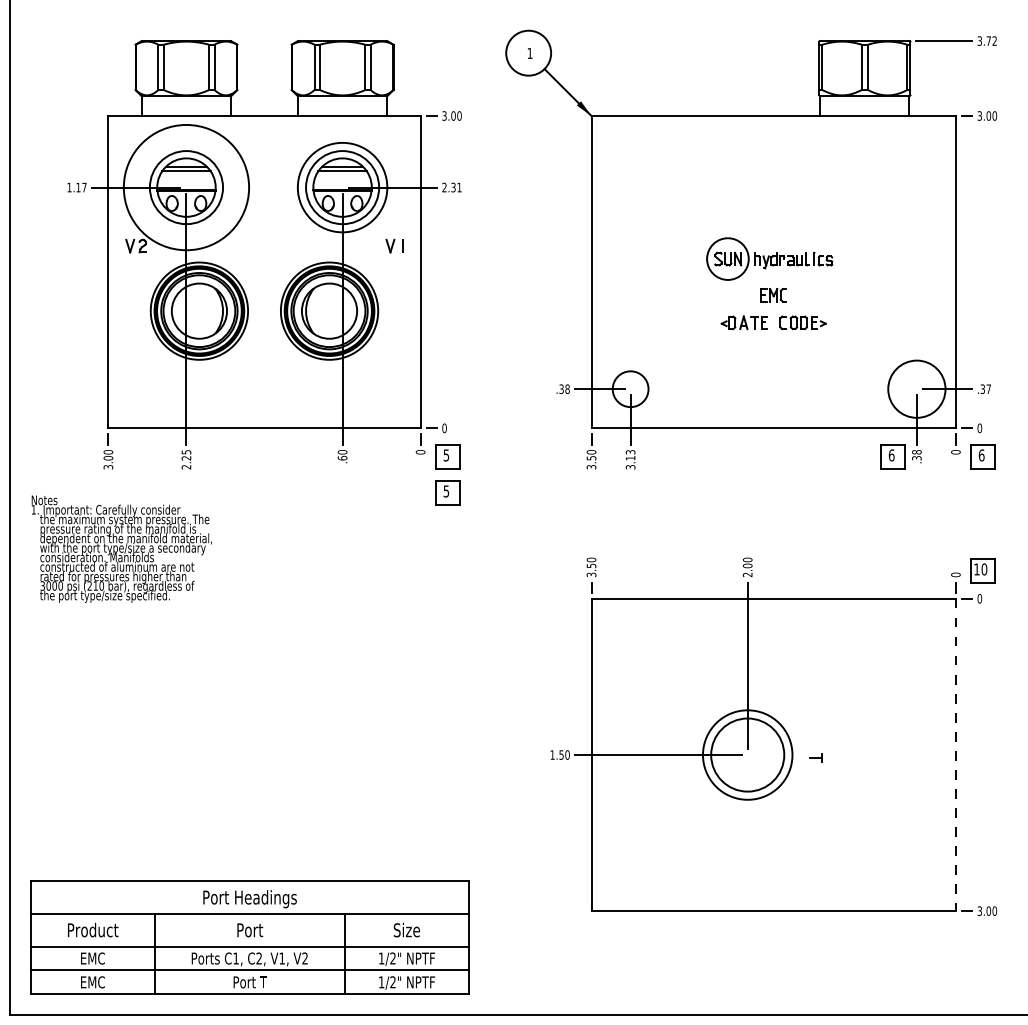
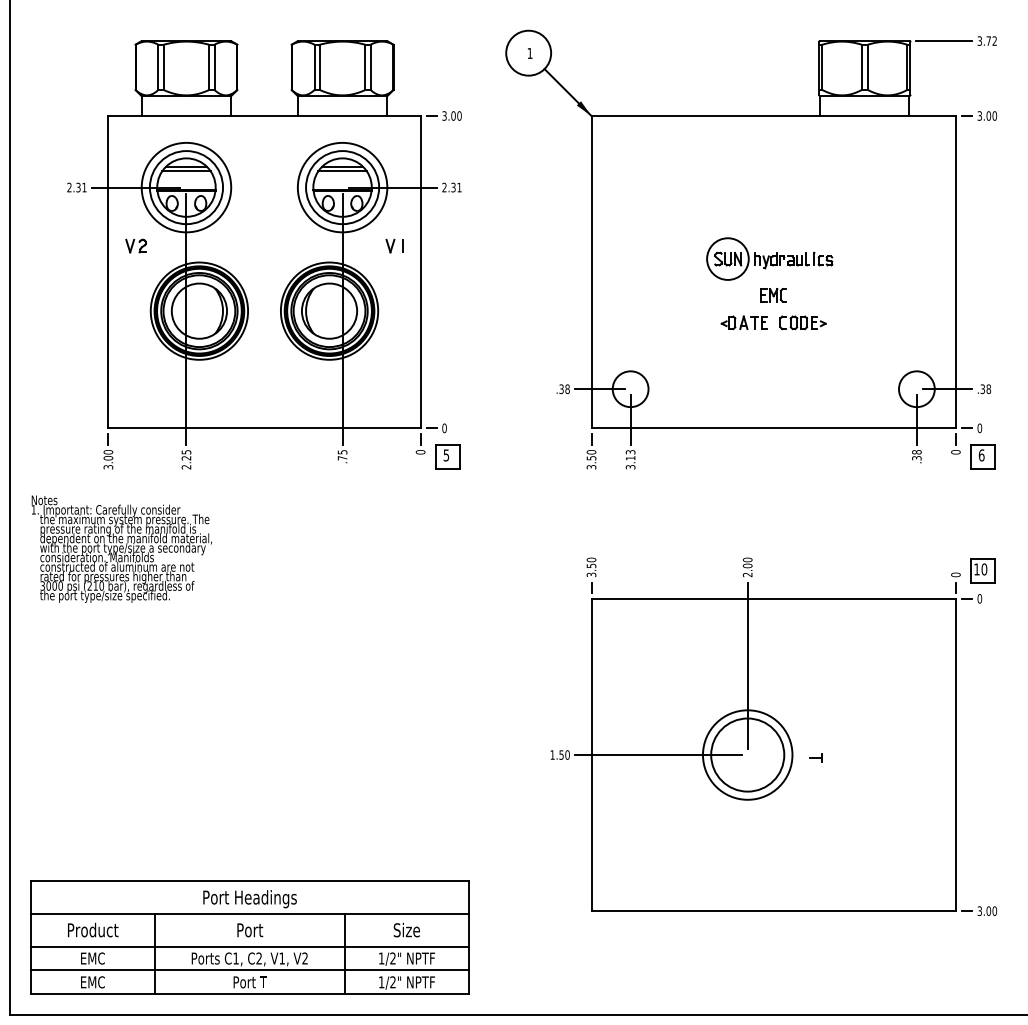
text: 1.17 -> 2.31 (76, 187)
circle diameter: 125 px -> 89 px (186, 187)
circle diameter: 57 px -> 36 px (916, 389)
text: .37 -> .38 (988, 389)
text: .60 -> .75 (342, 455)
part: present -> none (892, 456)
part: present -> none (447, 492)
line: dashed -> solid (955, 755)
